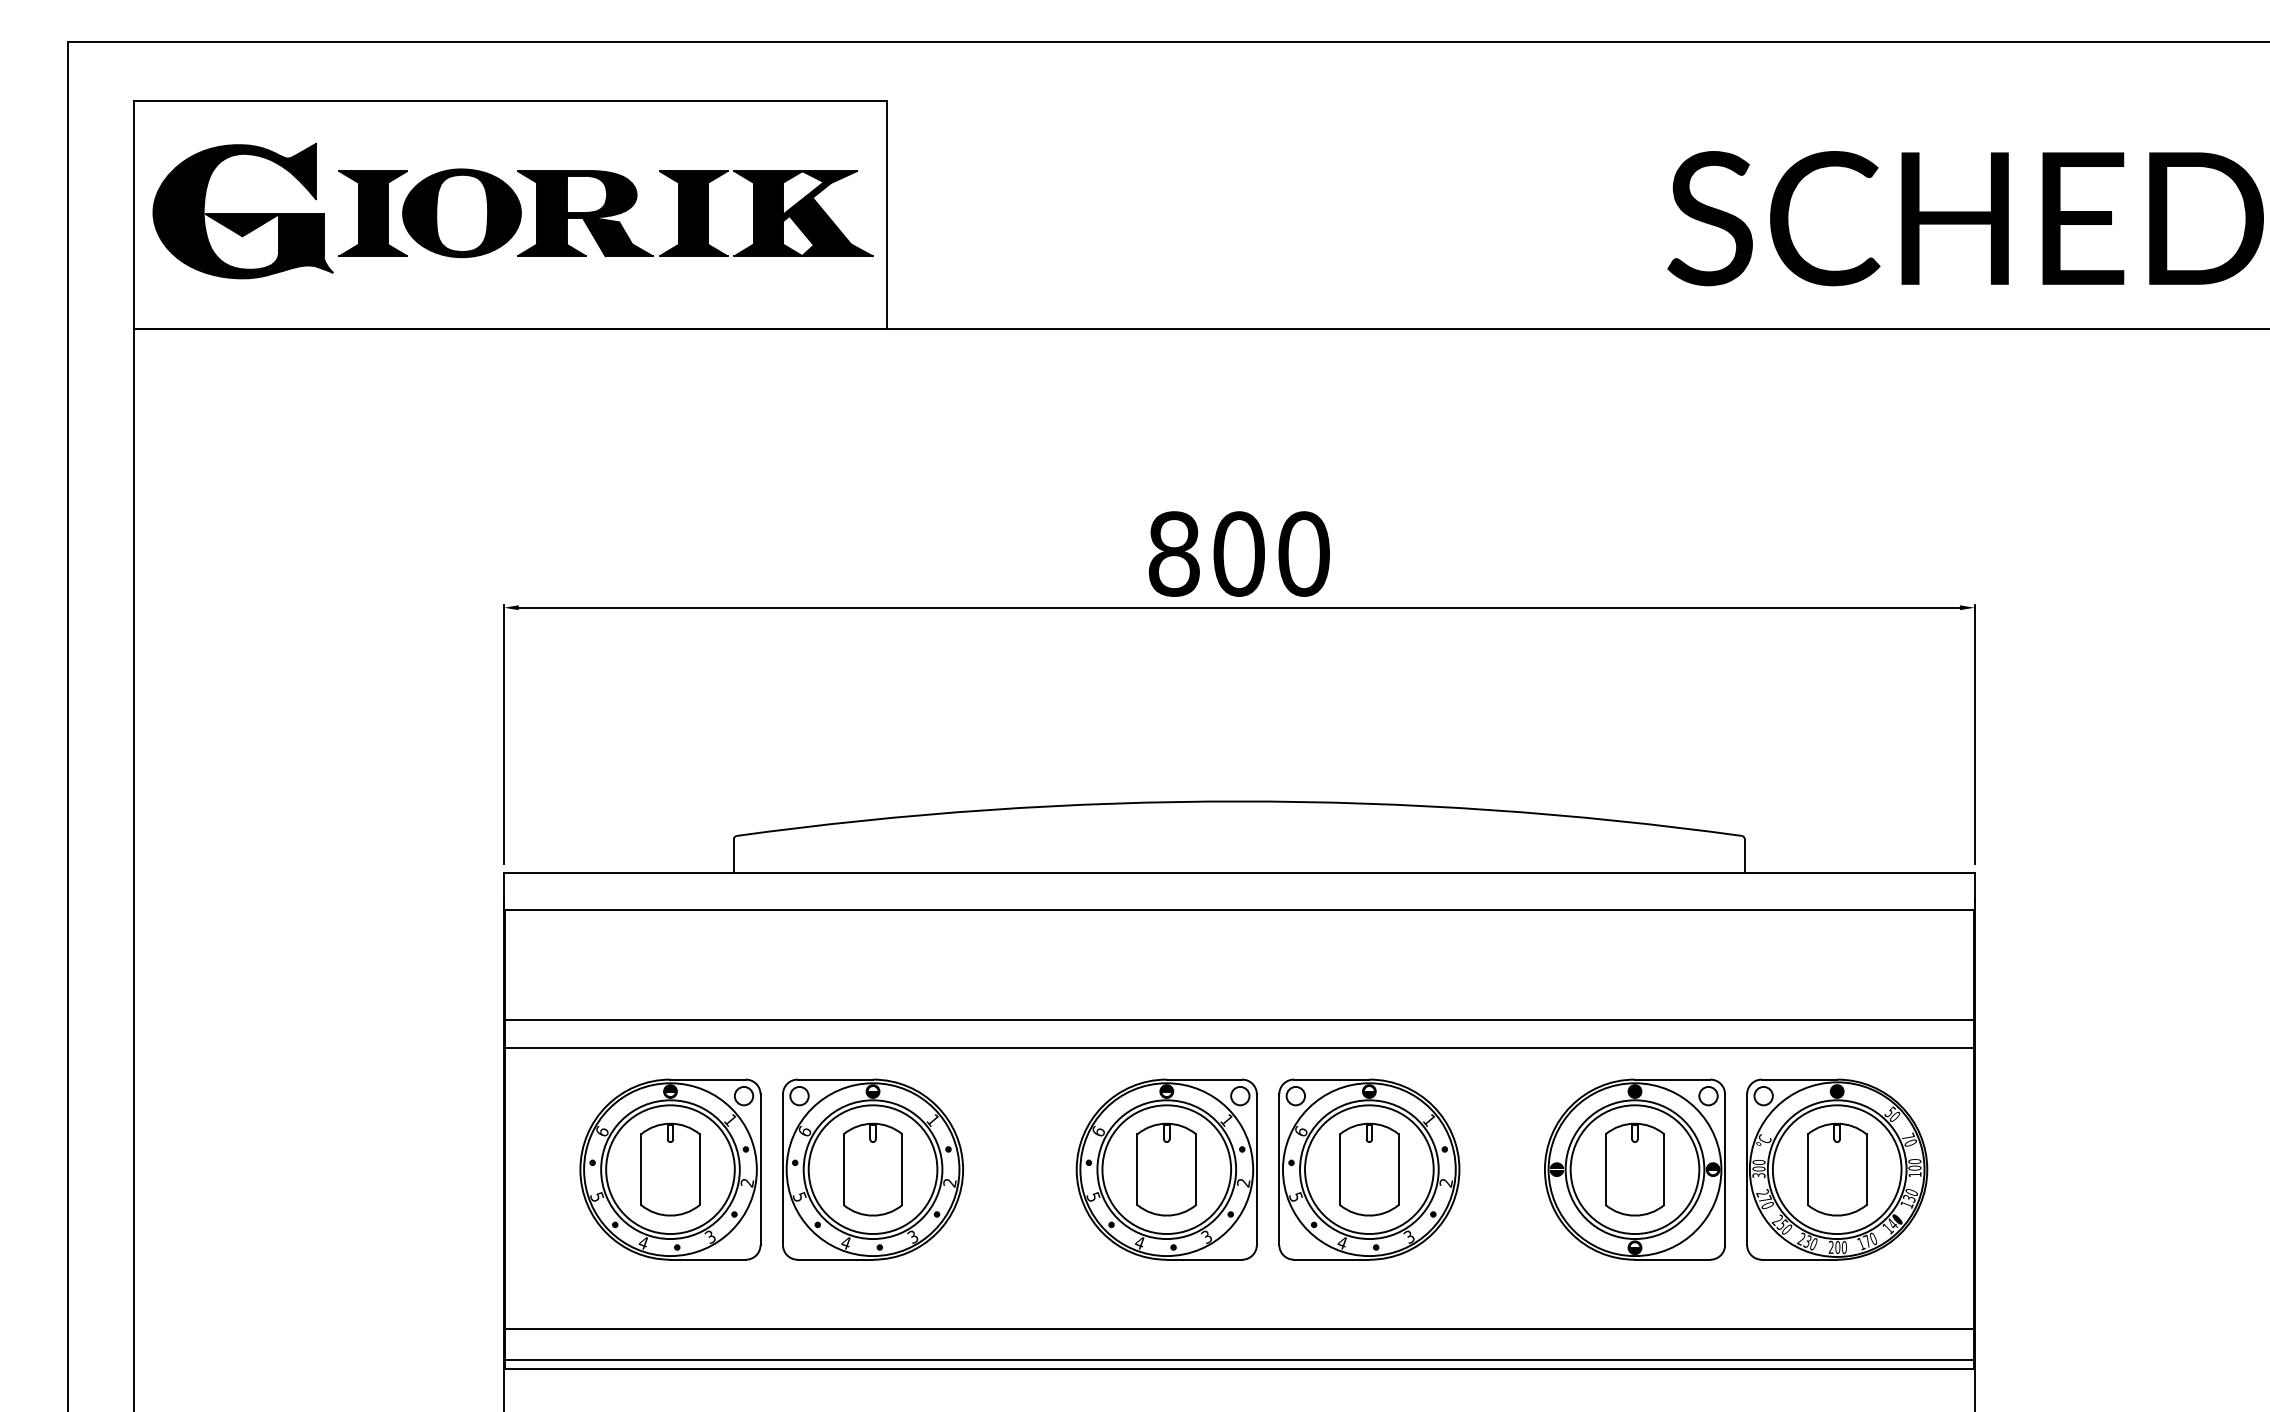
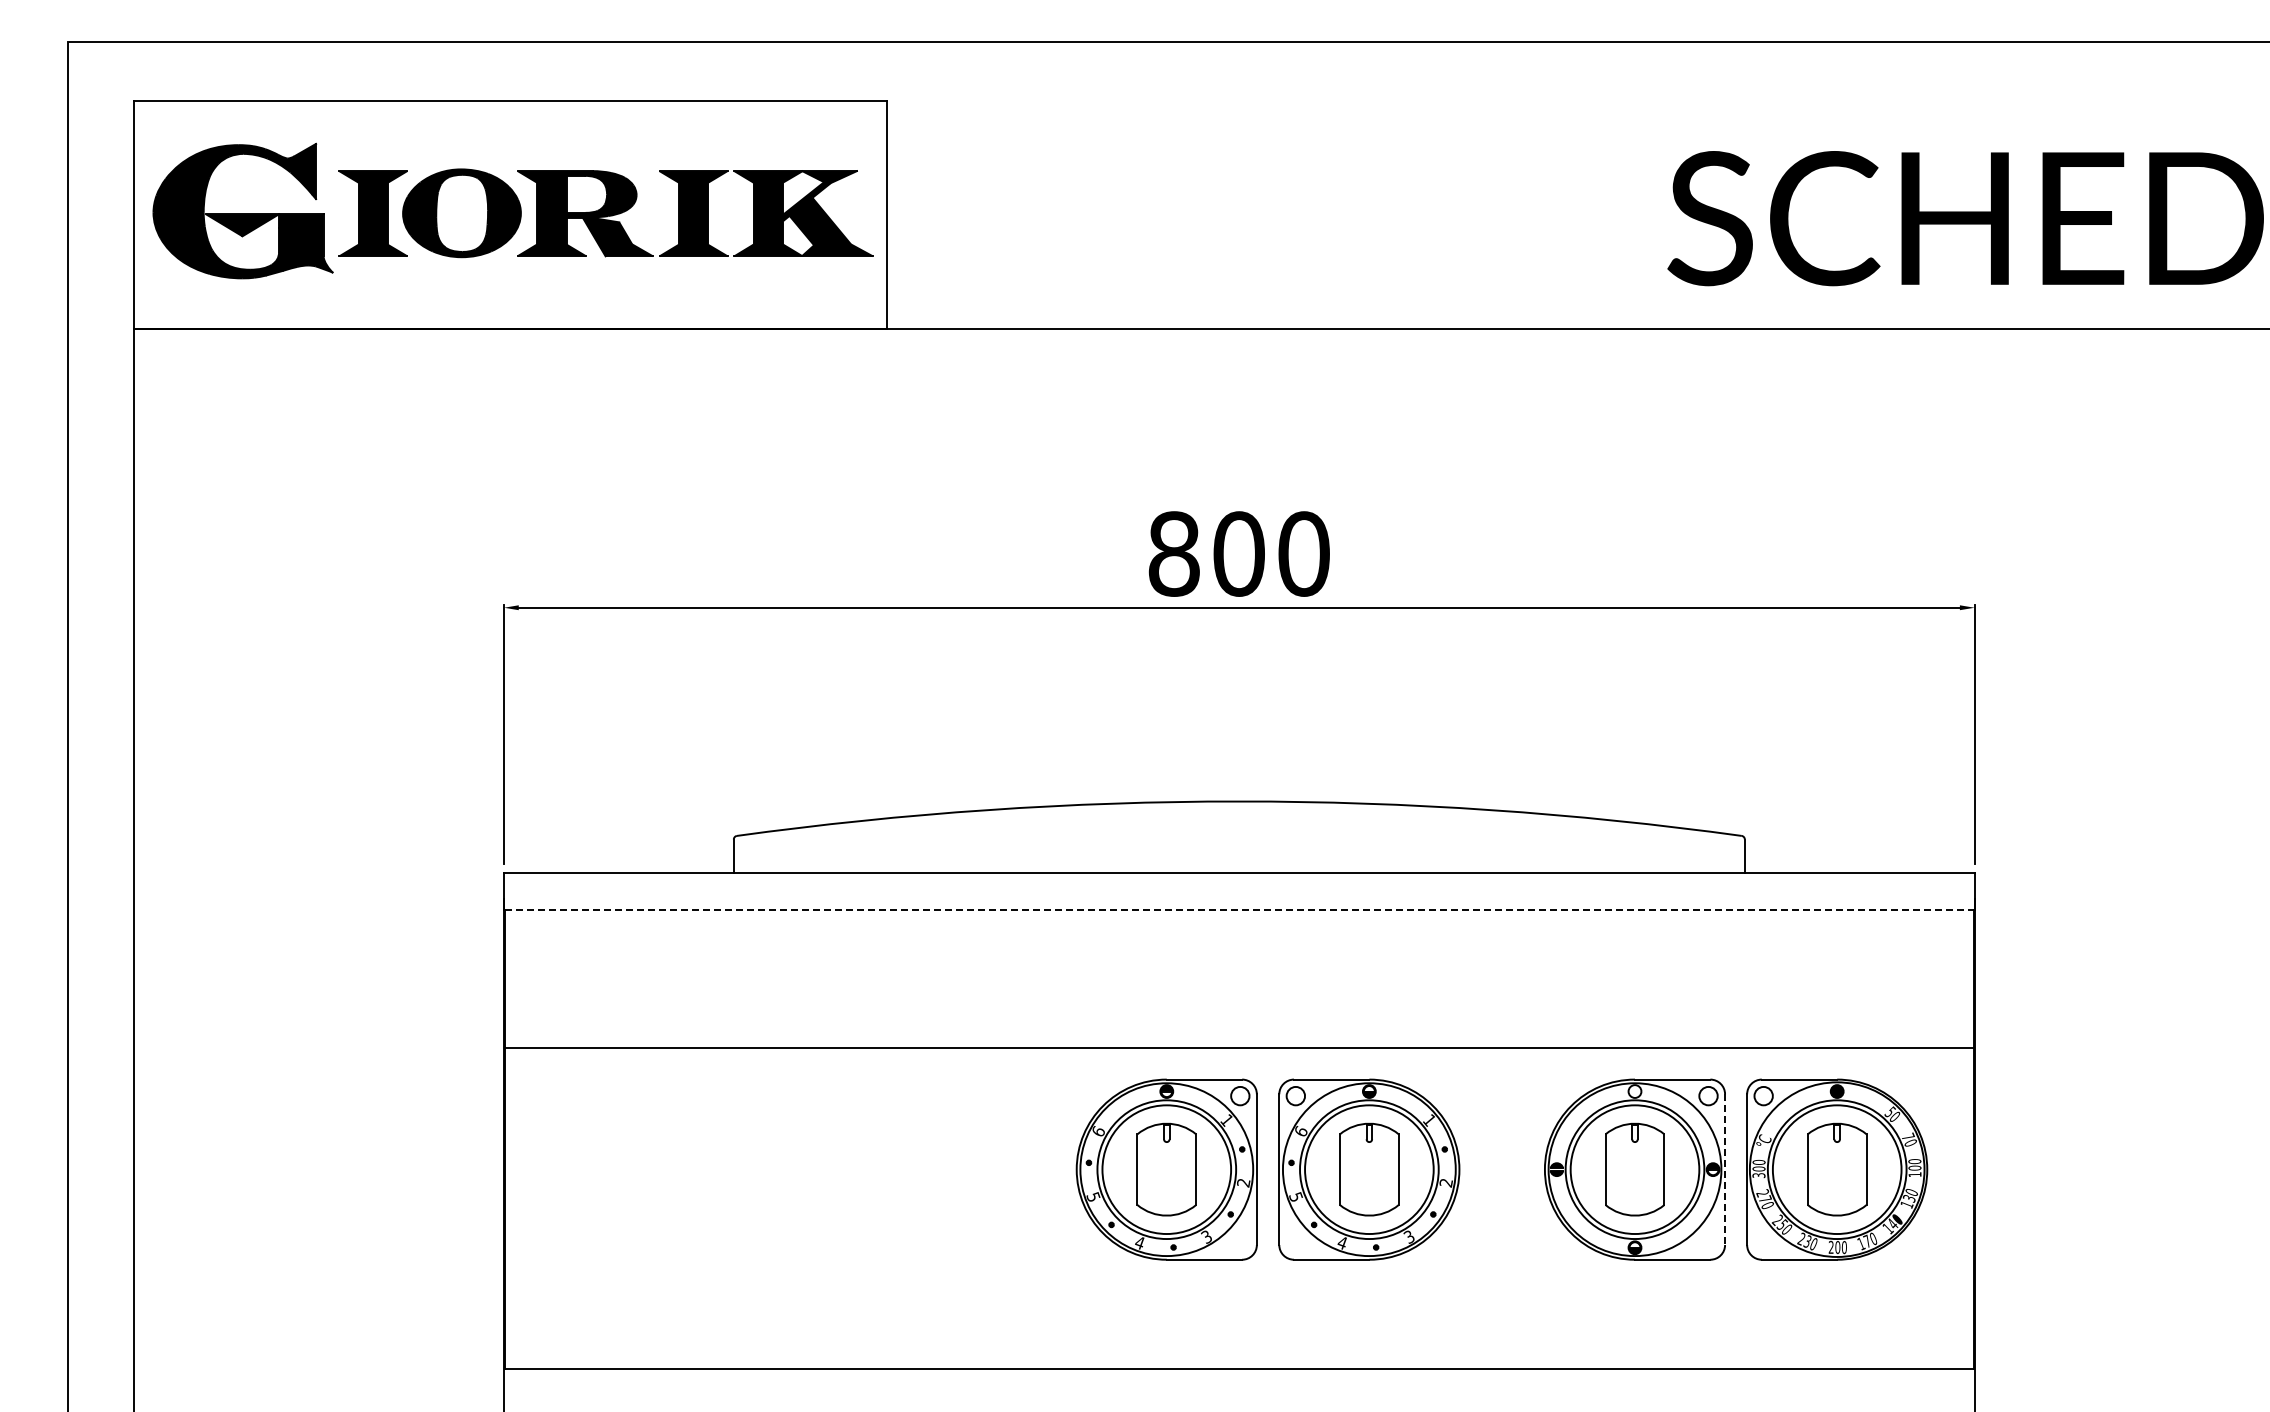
line: solid -> dashed (1238, 909)
line: present -> none (1238, 1020)
fill: present -> none (1634, 1091)
part: present -> none (761, 1169)
line: solid -> dashed (1725, 1170)
line: present -> none (1238, 1329)
line: present -> none (1238, 1359)
